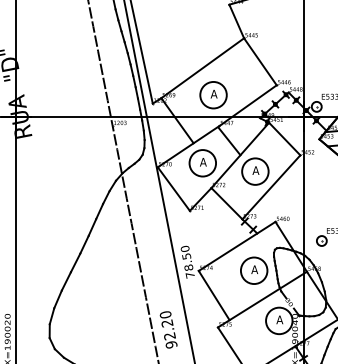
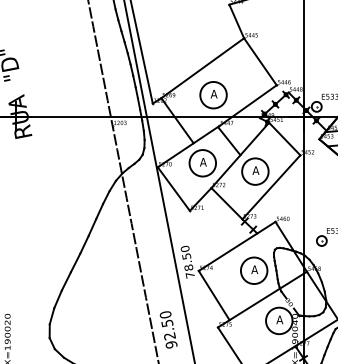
line: present -> none (16, 181)
text: 92.20 -> 92.50 (167, 323)
